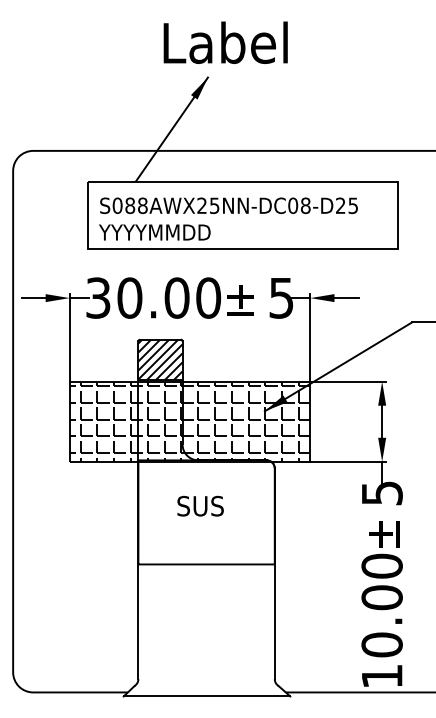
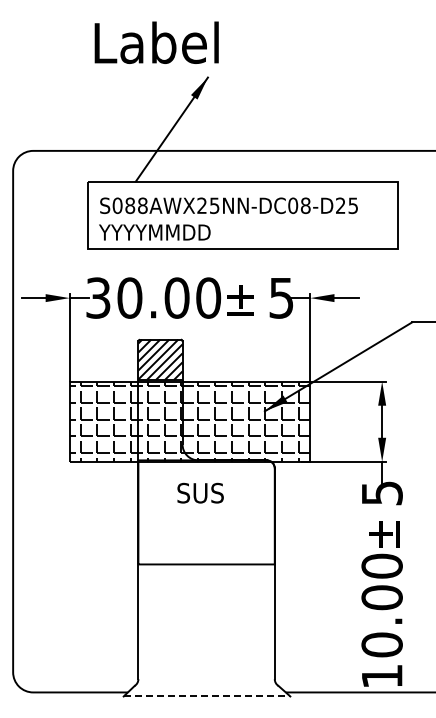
text position: (225, 42) -> (156, 42) (156, 42)
text position: (200, 505) -> (200, 492) (200, 492)
line: solid -> dashed (207, 696)
